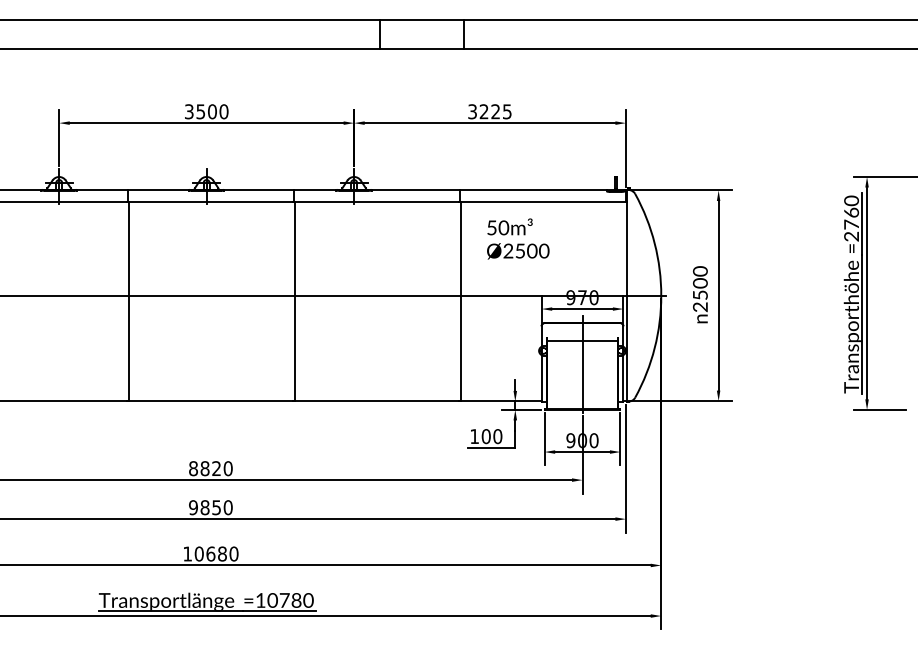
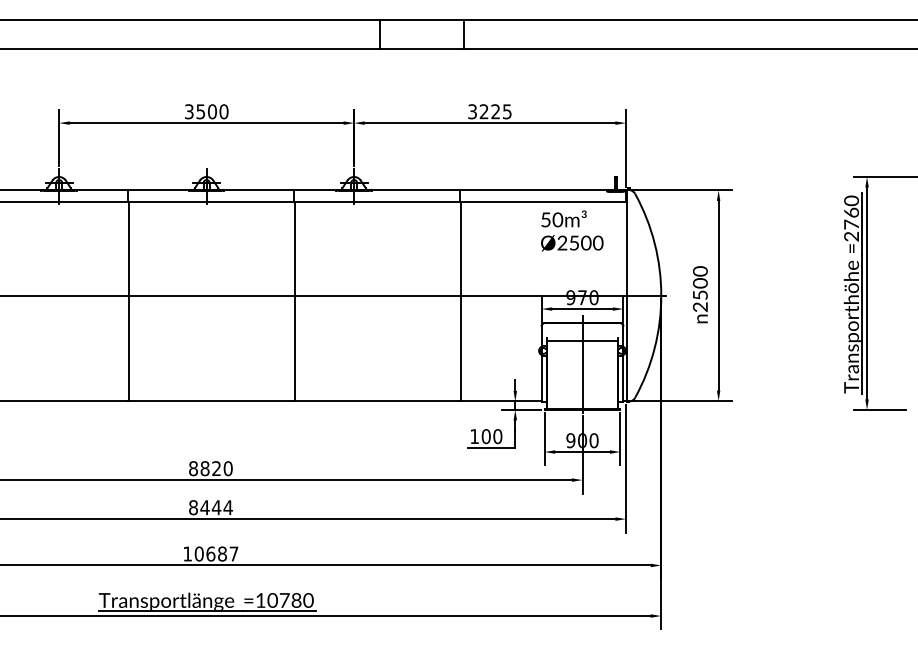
text position: (518, 238) -> (572, 230) (572, 230)
text: 9850 -> 8444 (210, 507)
text: 10680 -> 10687 (233, 553)
